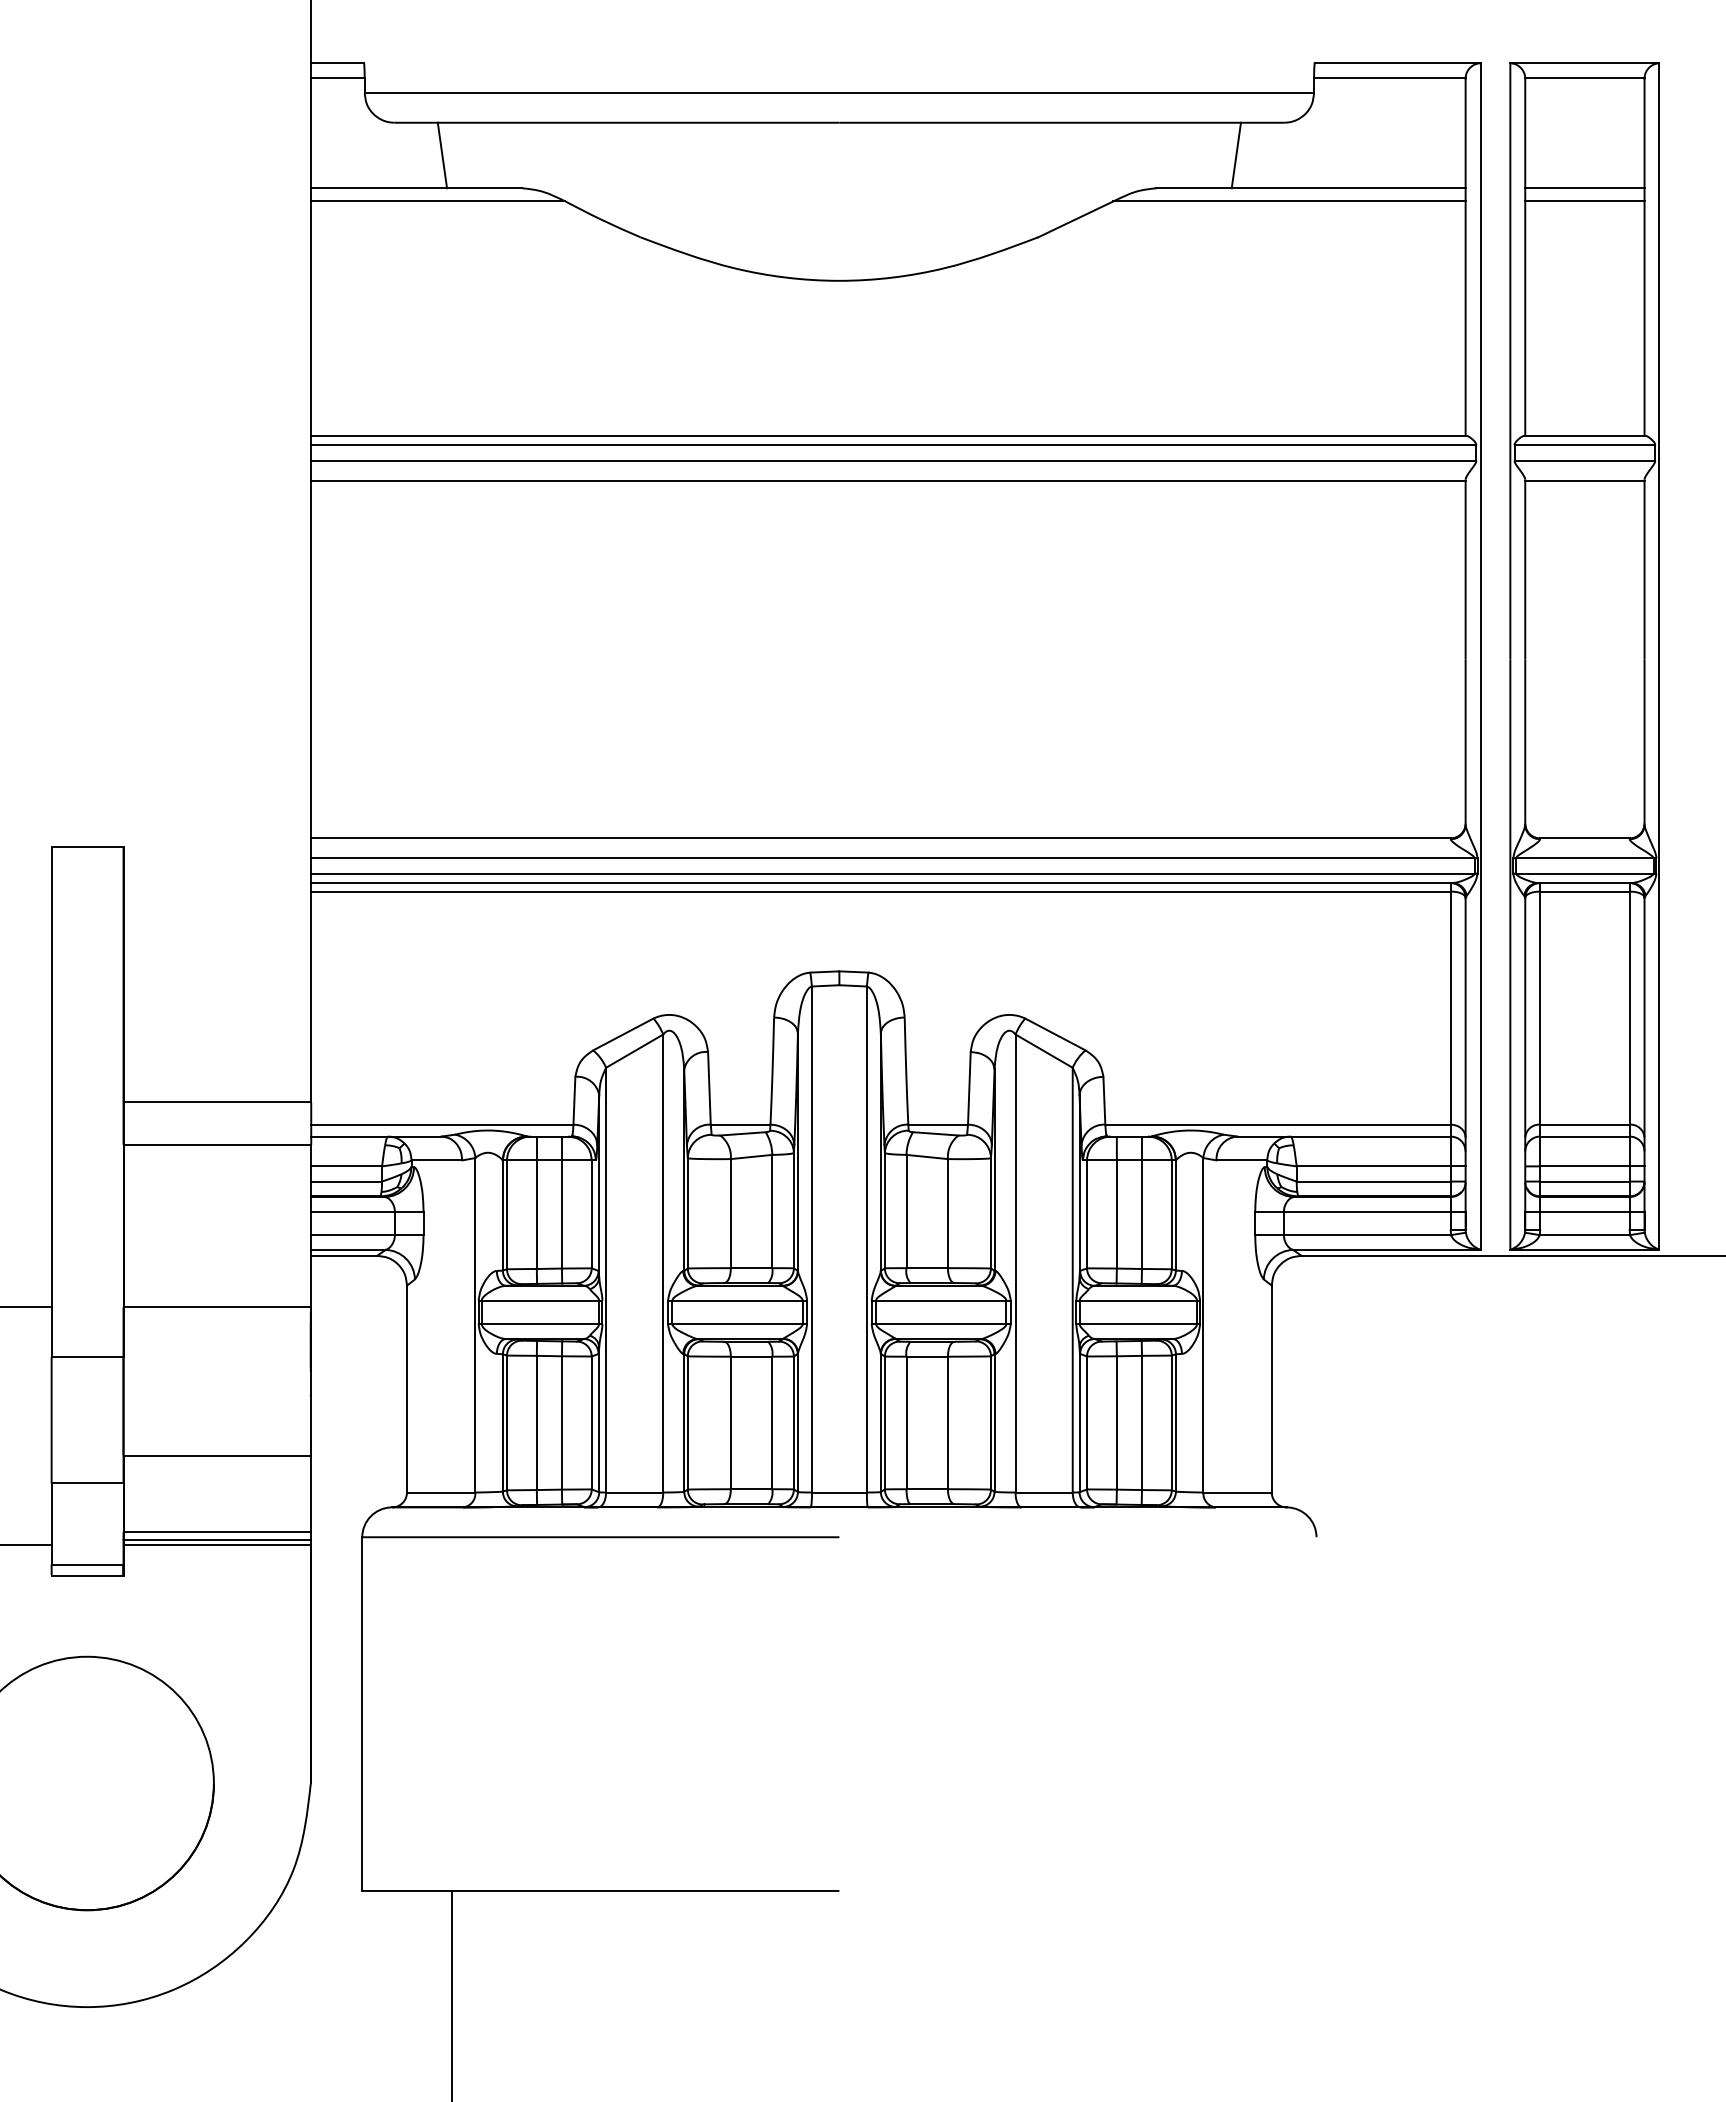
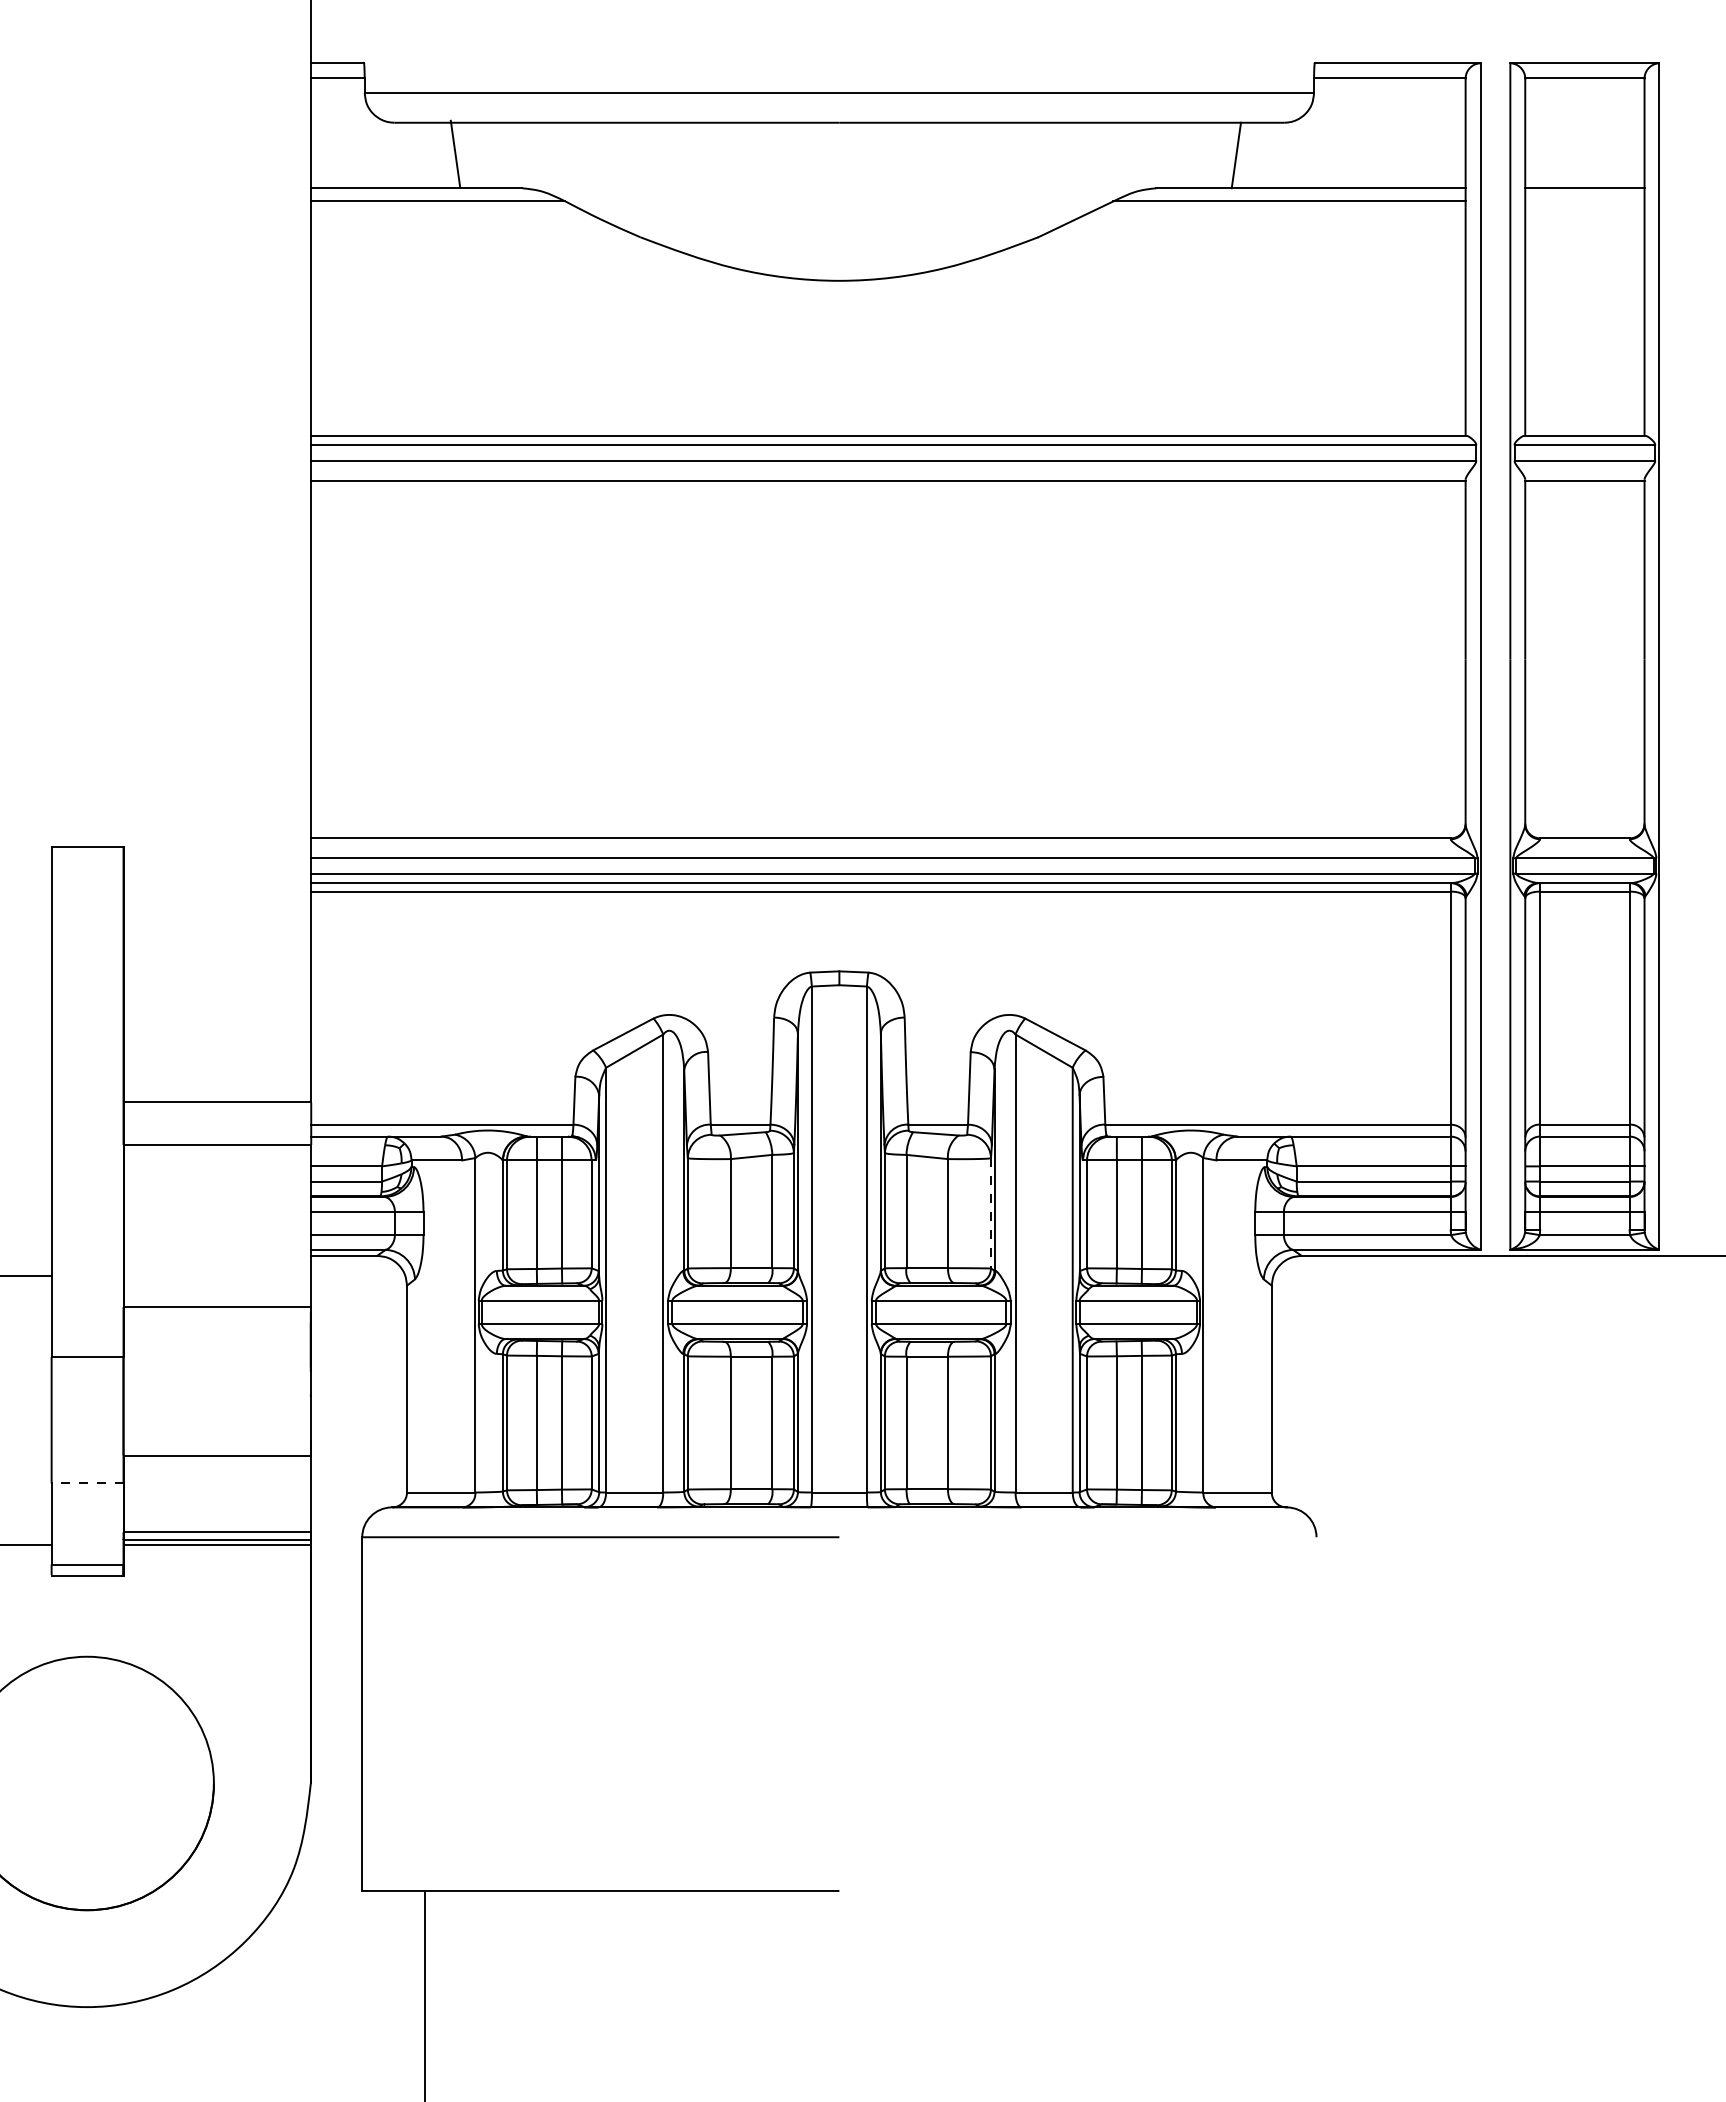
line position: (442, 155) -> (455, 153) (455, 153)
line: present -> none (1584, 201)
line: solid -> dashed (990, 1213)
line position: (26, 1307) -> (26, 1276) (26, 1276)
line: solid -> dashed (87, 1483)
line position: (451, 1994) -> (424, 1994) (424, 1994)
